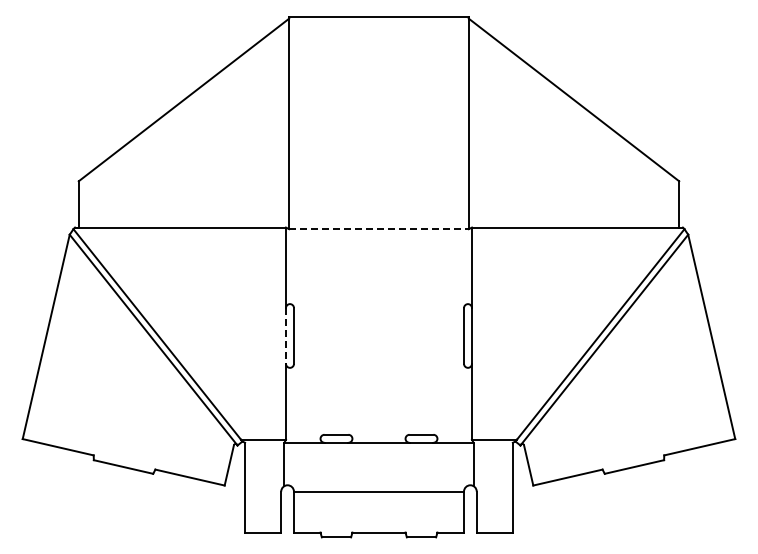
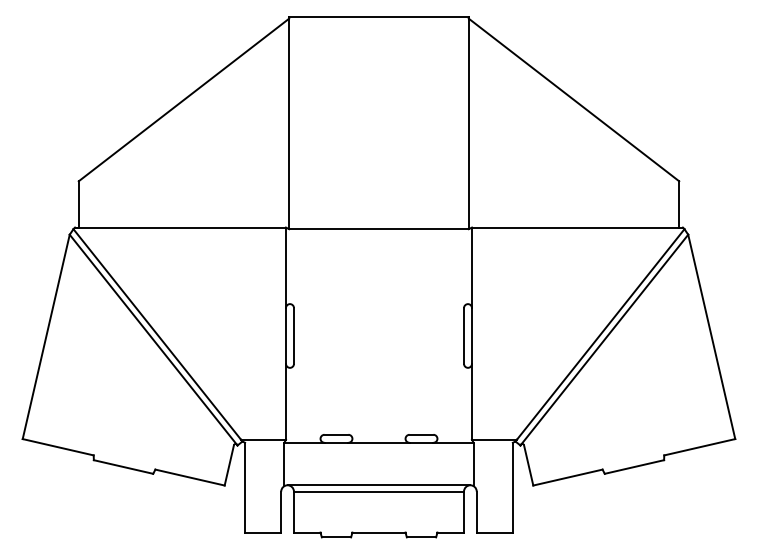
line: dashed -> solid (378, 229)
line: dashed -> solid (286, 335)
line: none -> present (378, 485)
